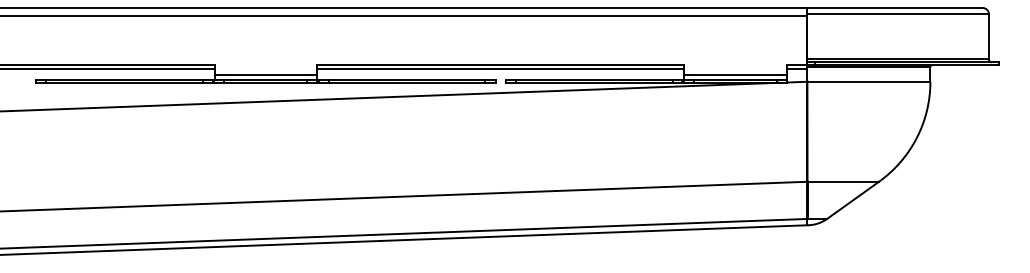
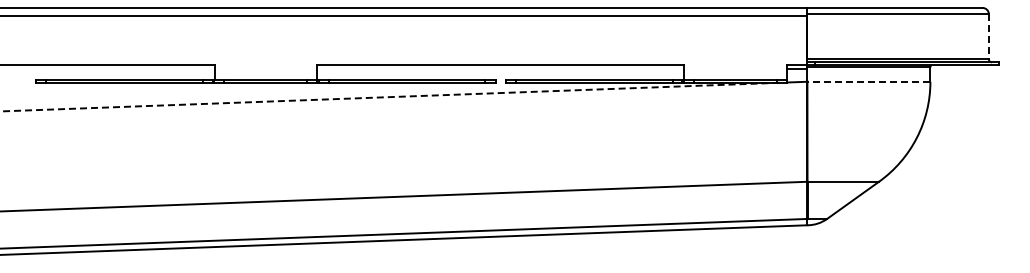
line: solid -> dashed (988, 36)
line: present -> none (108, 69)
line: present -> none (500, 69)
line: present -> none (265, 74)
line: present -> none (735, 74)
line: solid -> dashed (868, 81)
line: solid -> dashed (389, 97)
